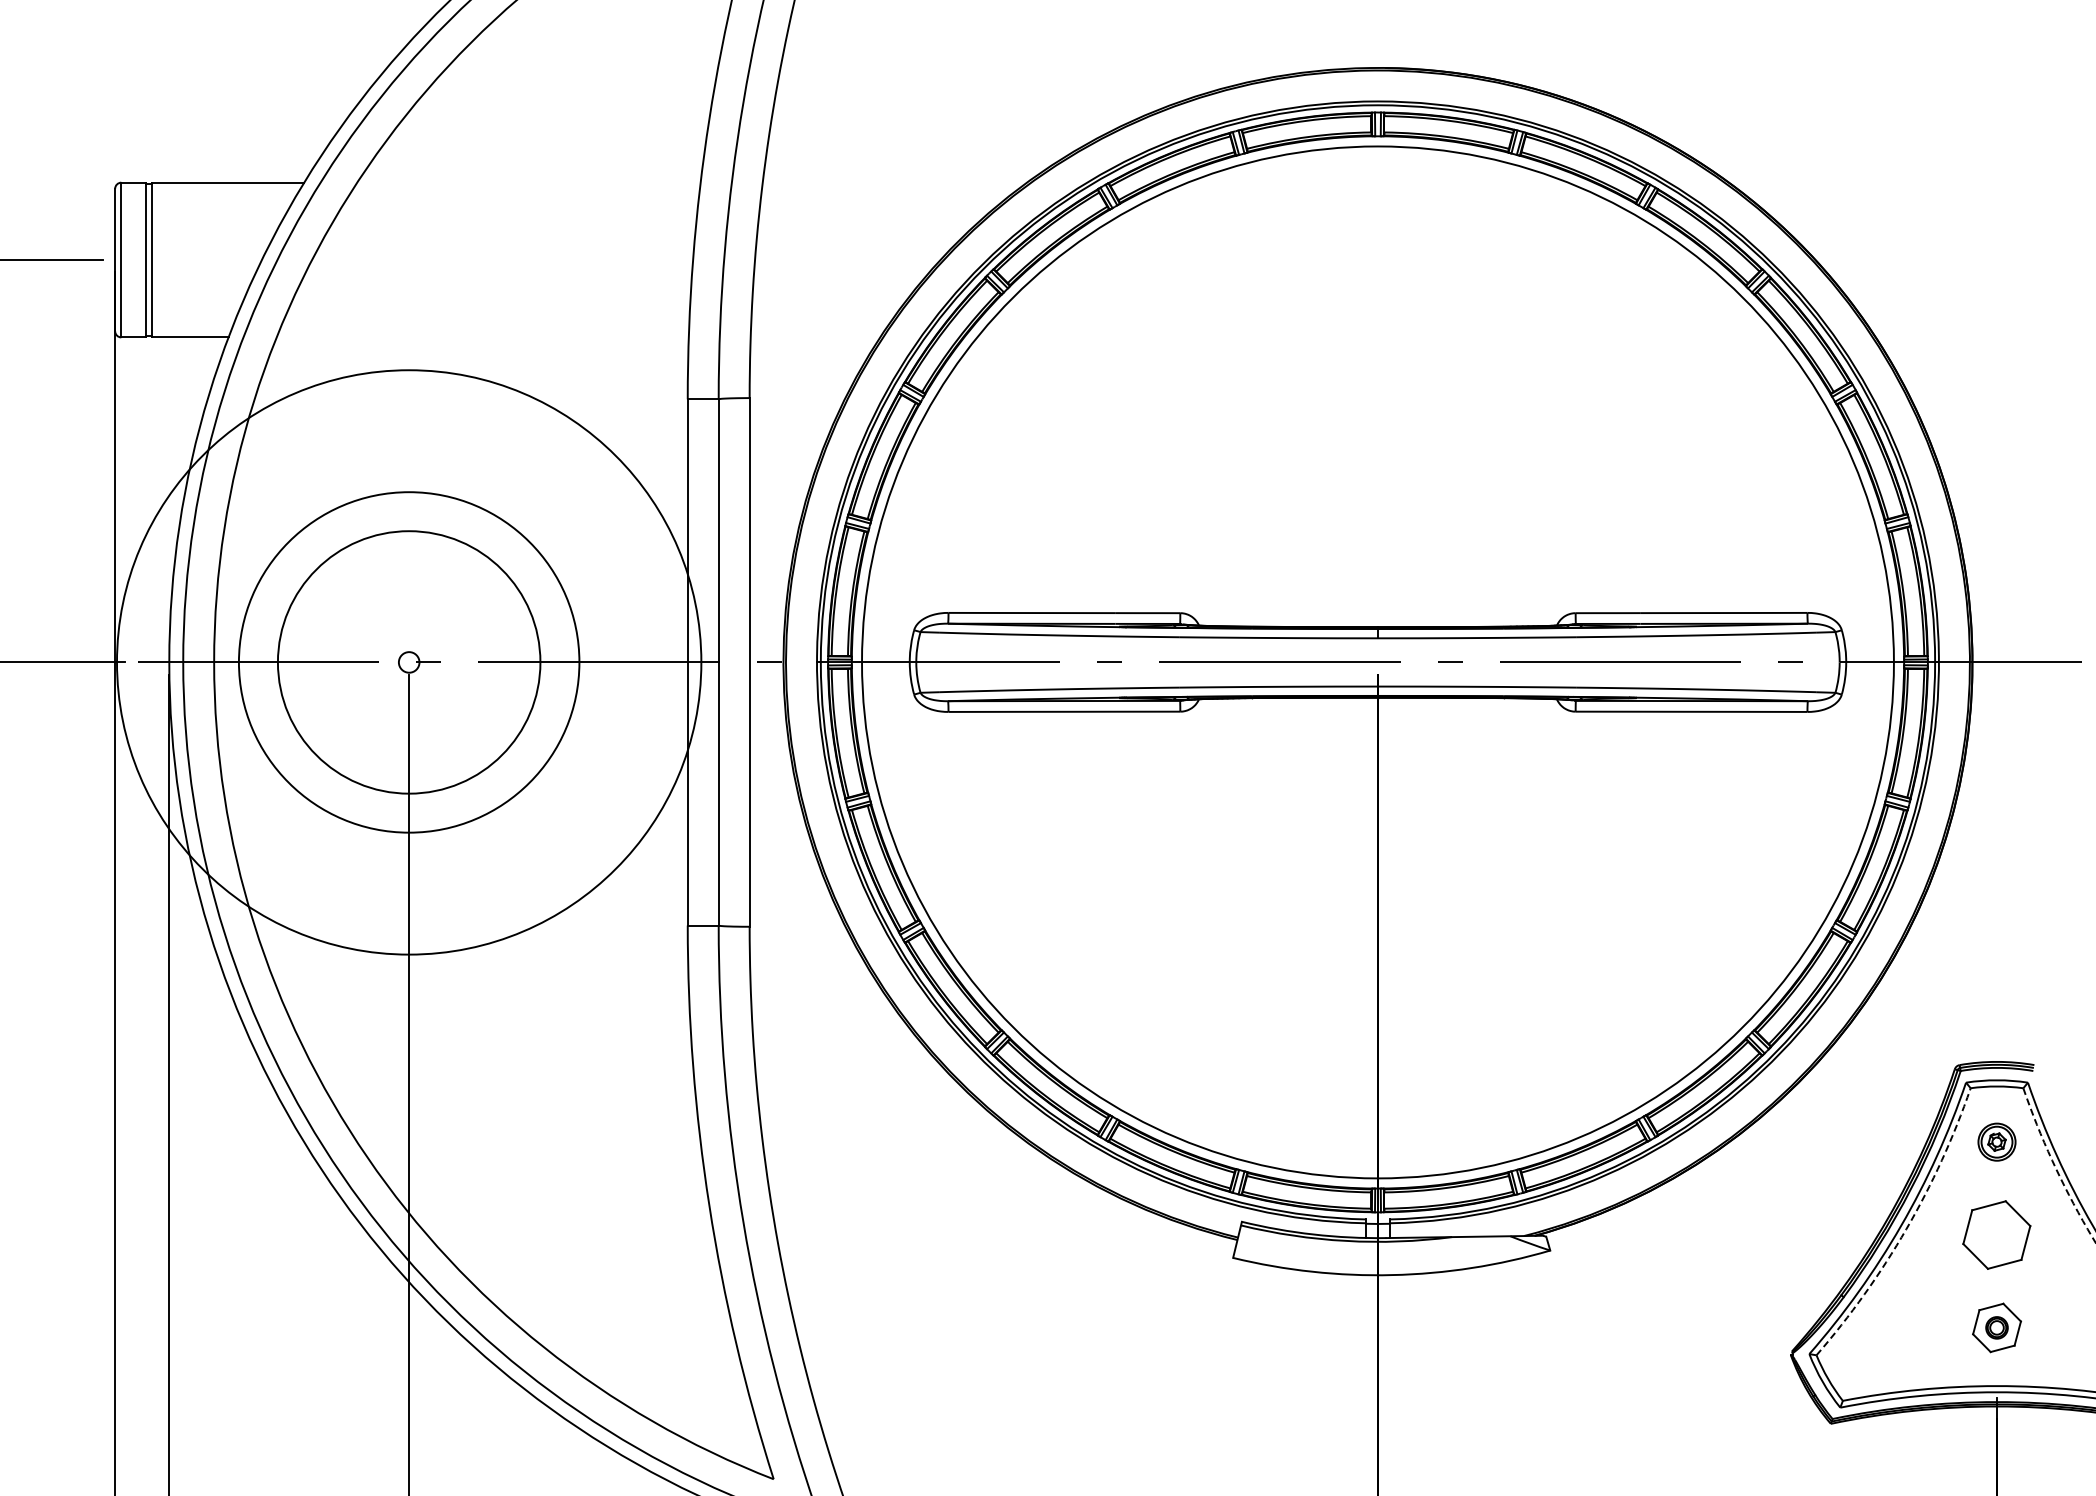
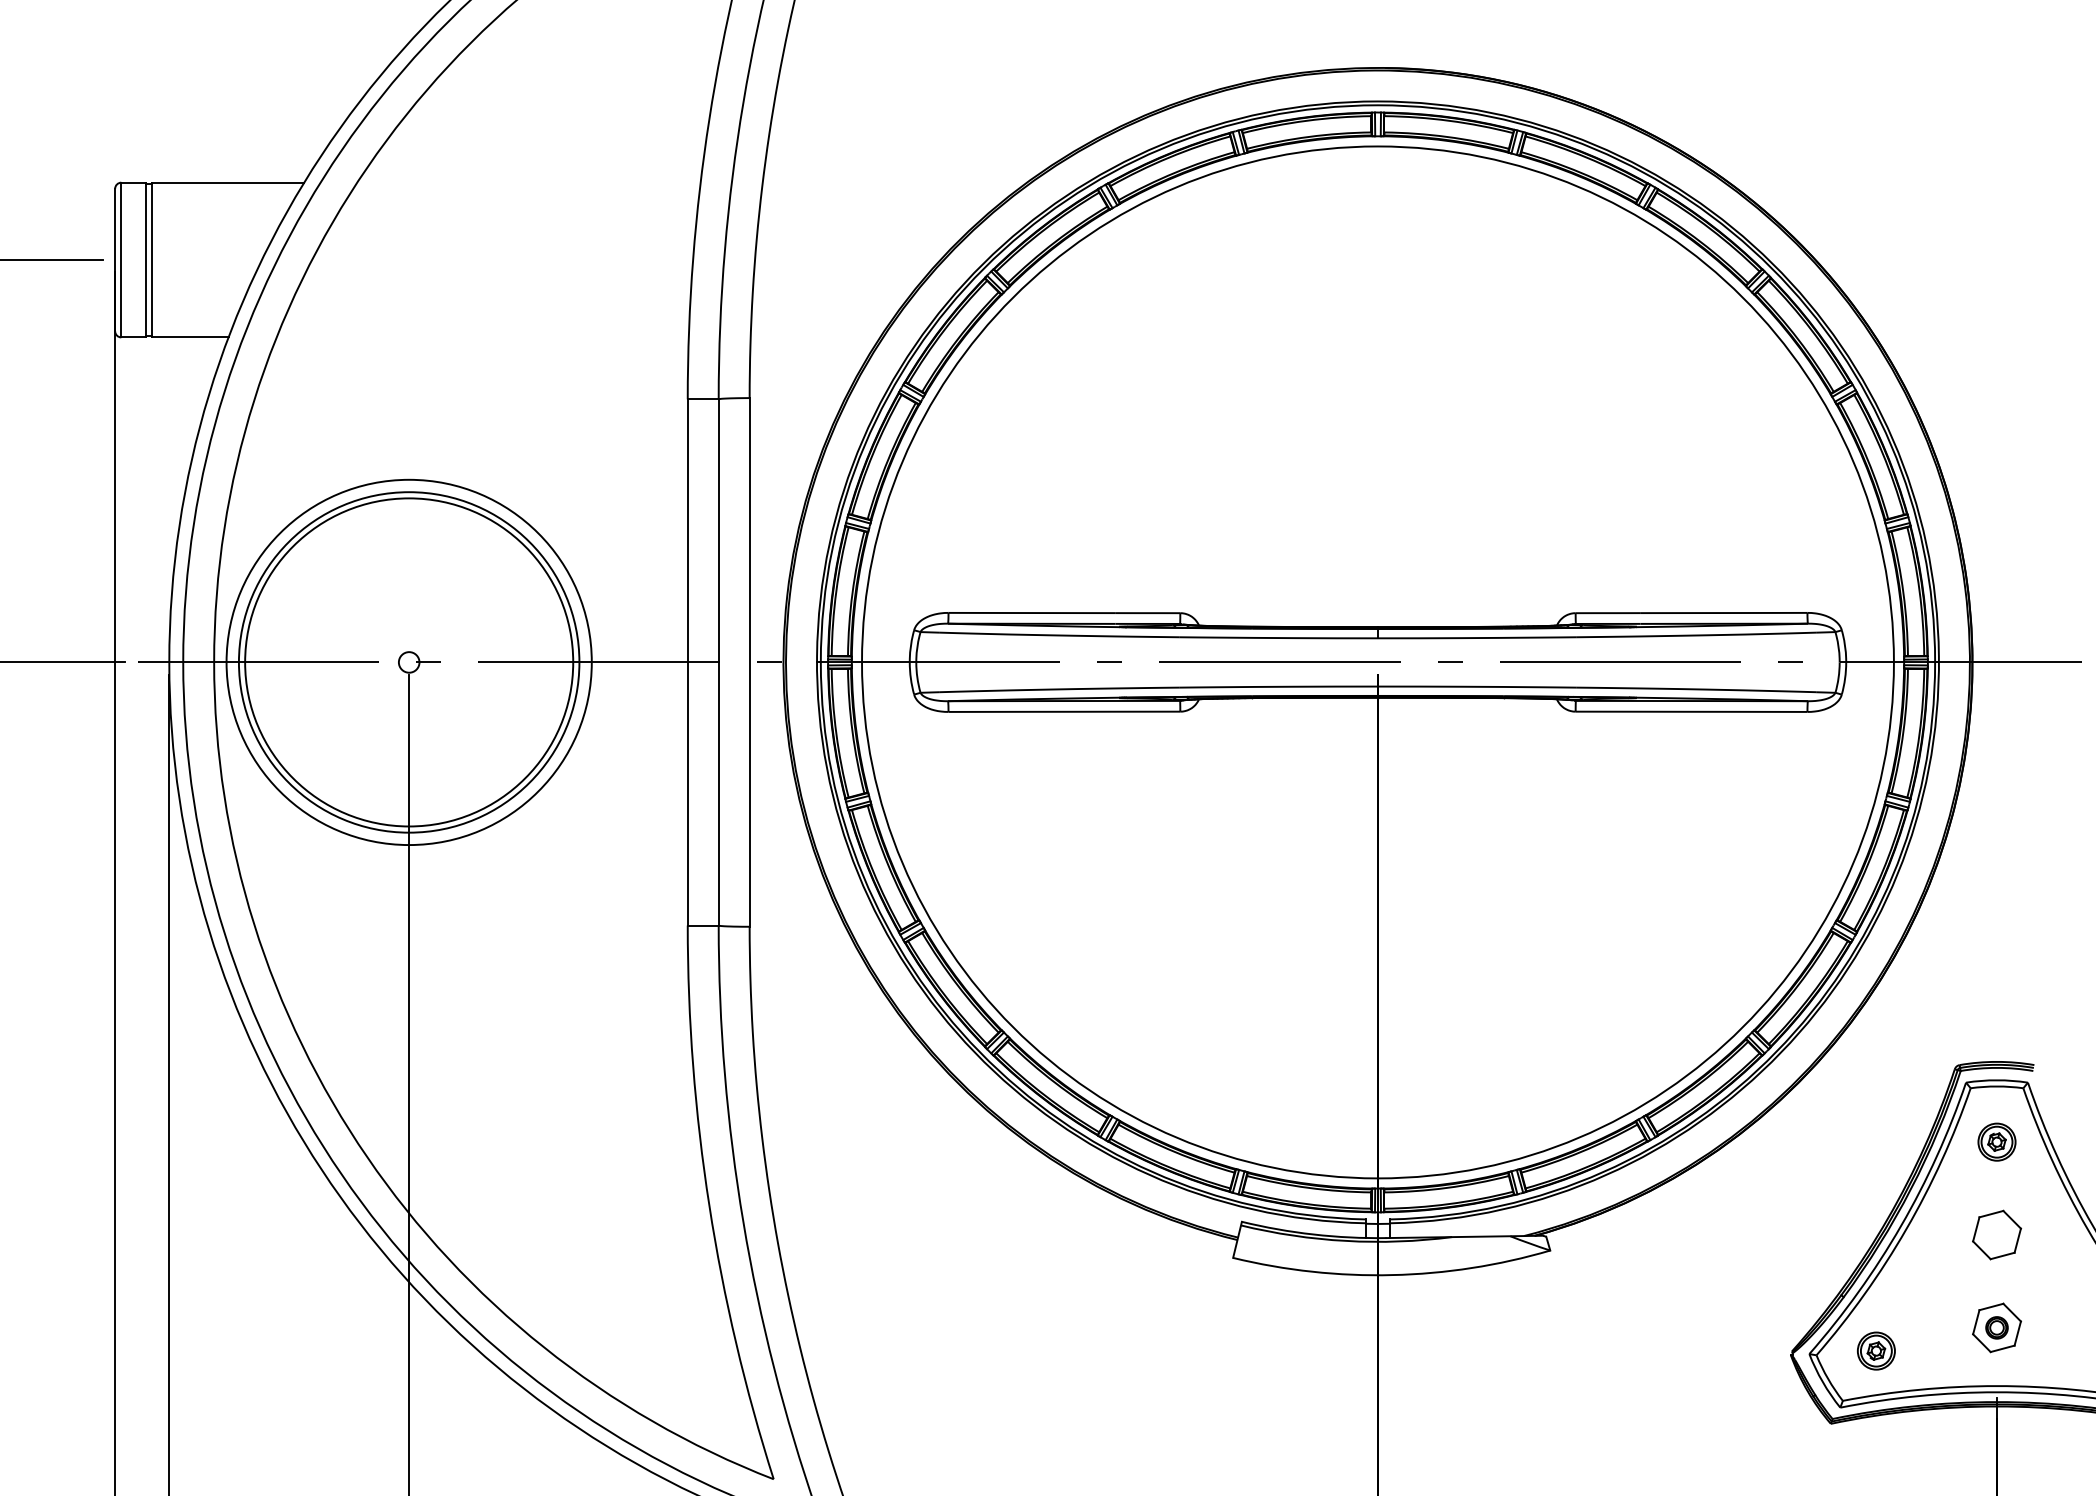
circle diameter: 262 px -> 328 px (409, 662)
circle diameter: 584 px -> 365 px (408, 662)
arc: dashed -> solid (2055, 1167)
arc: dashed -> solid (1906, 1229)
part size: 70x70 px -> 51x52 px (1997, 1234)
part: none -> present (1876, 1350)
